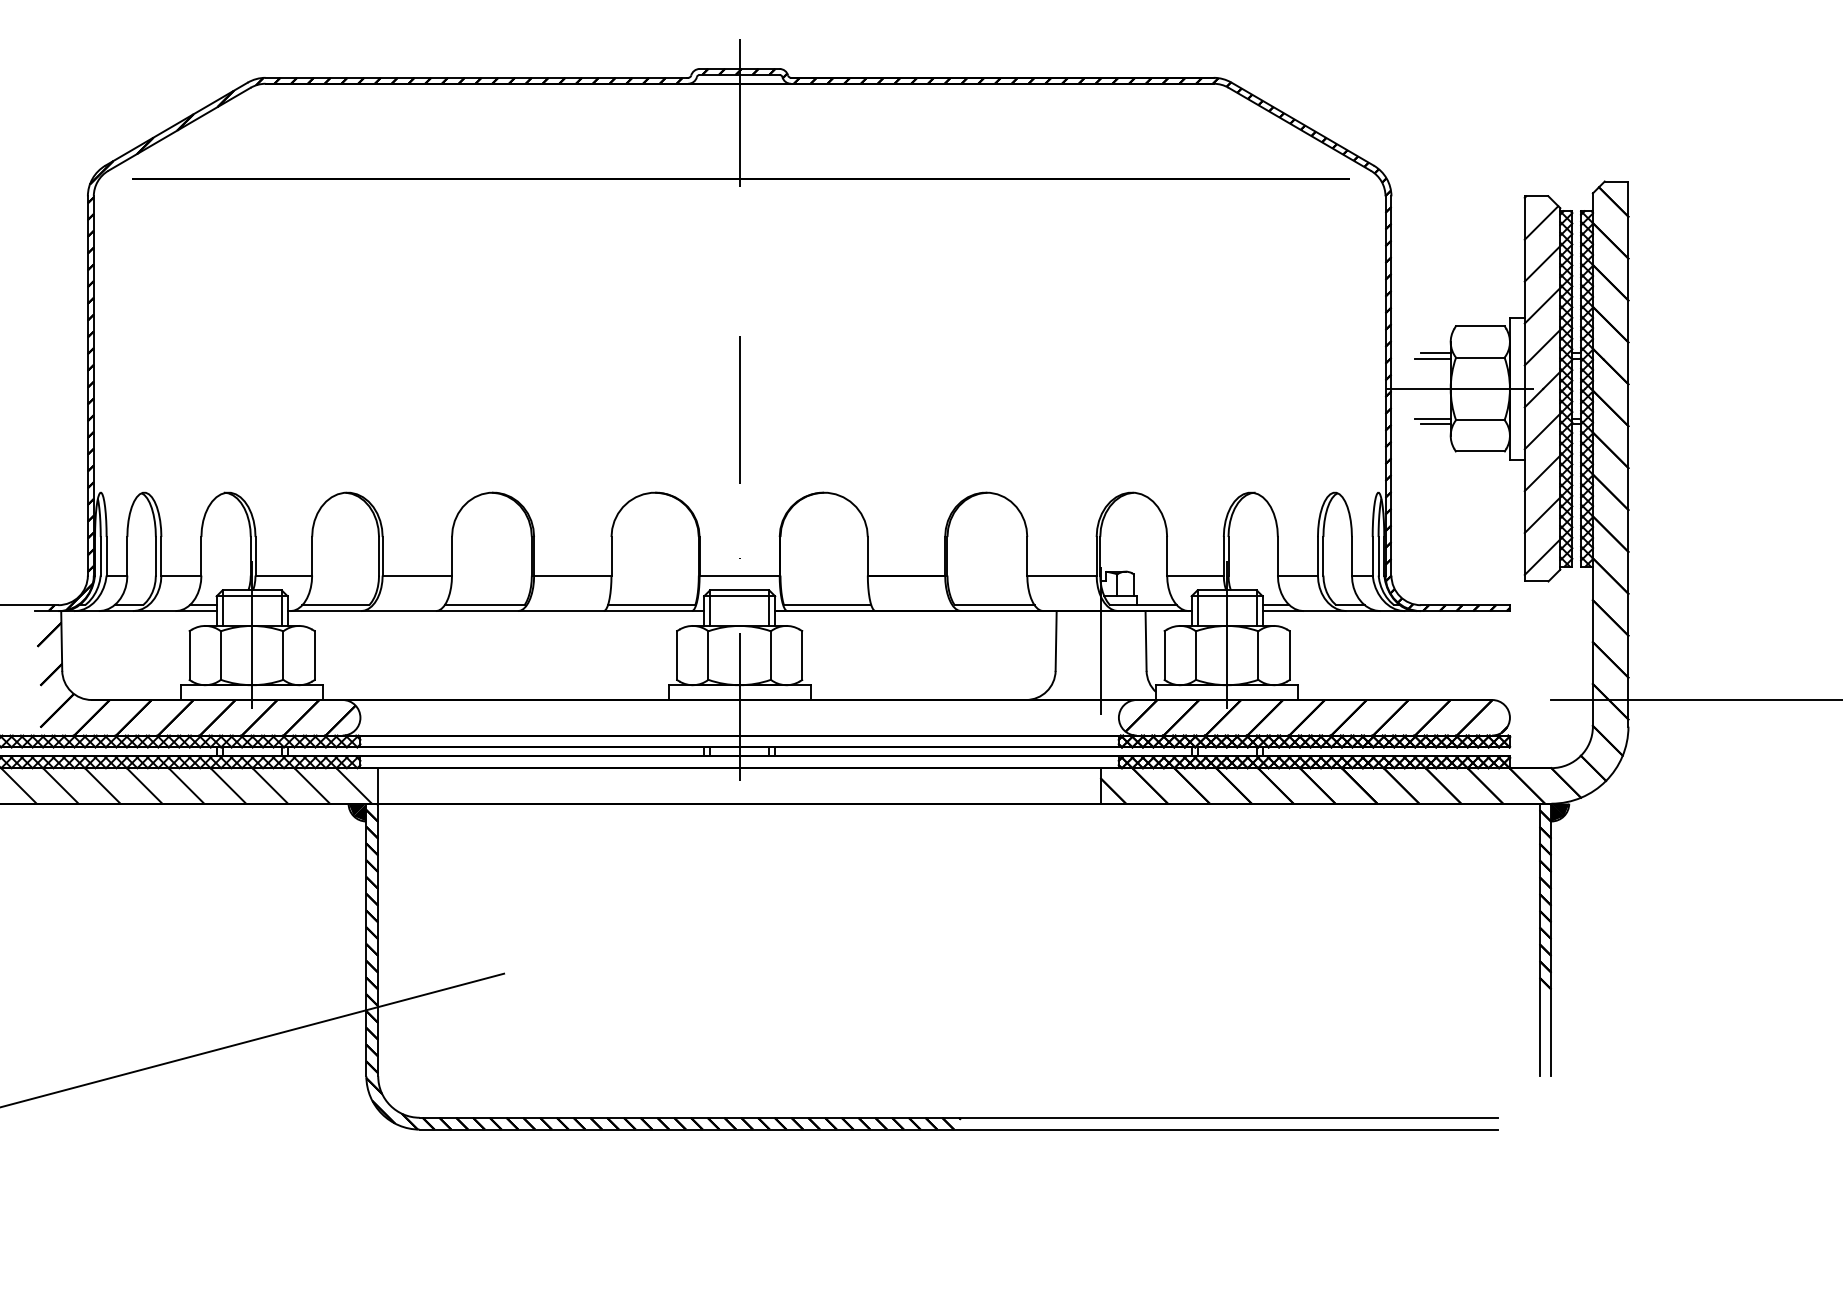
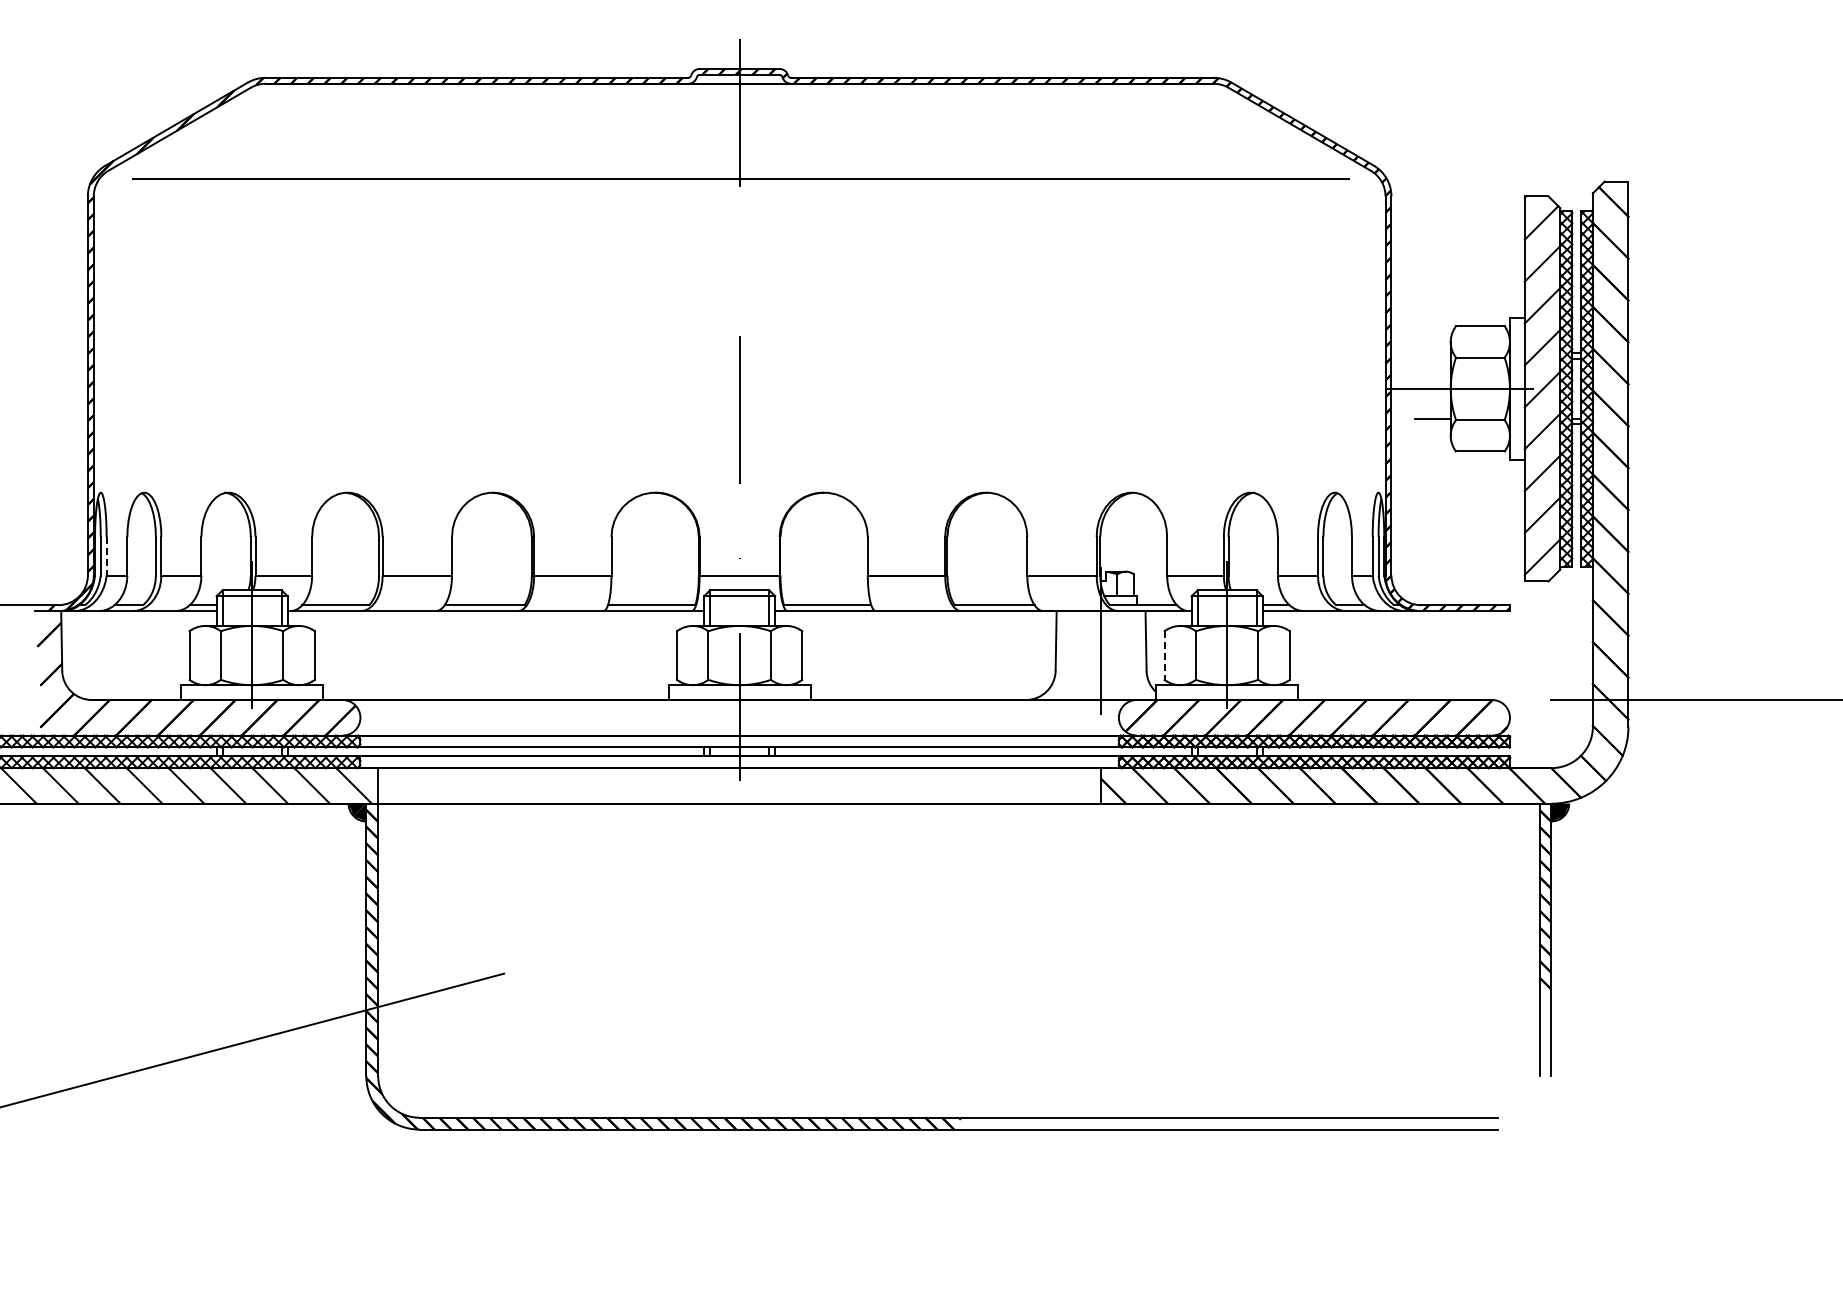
line: present -> none (1435, 353)
line: present -> none (1432, 359)
line: present -> none (1435, 424)
line: solid -> dashed (106, 556)
line: solid -> dashed (1164, 655)
